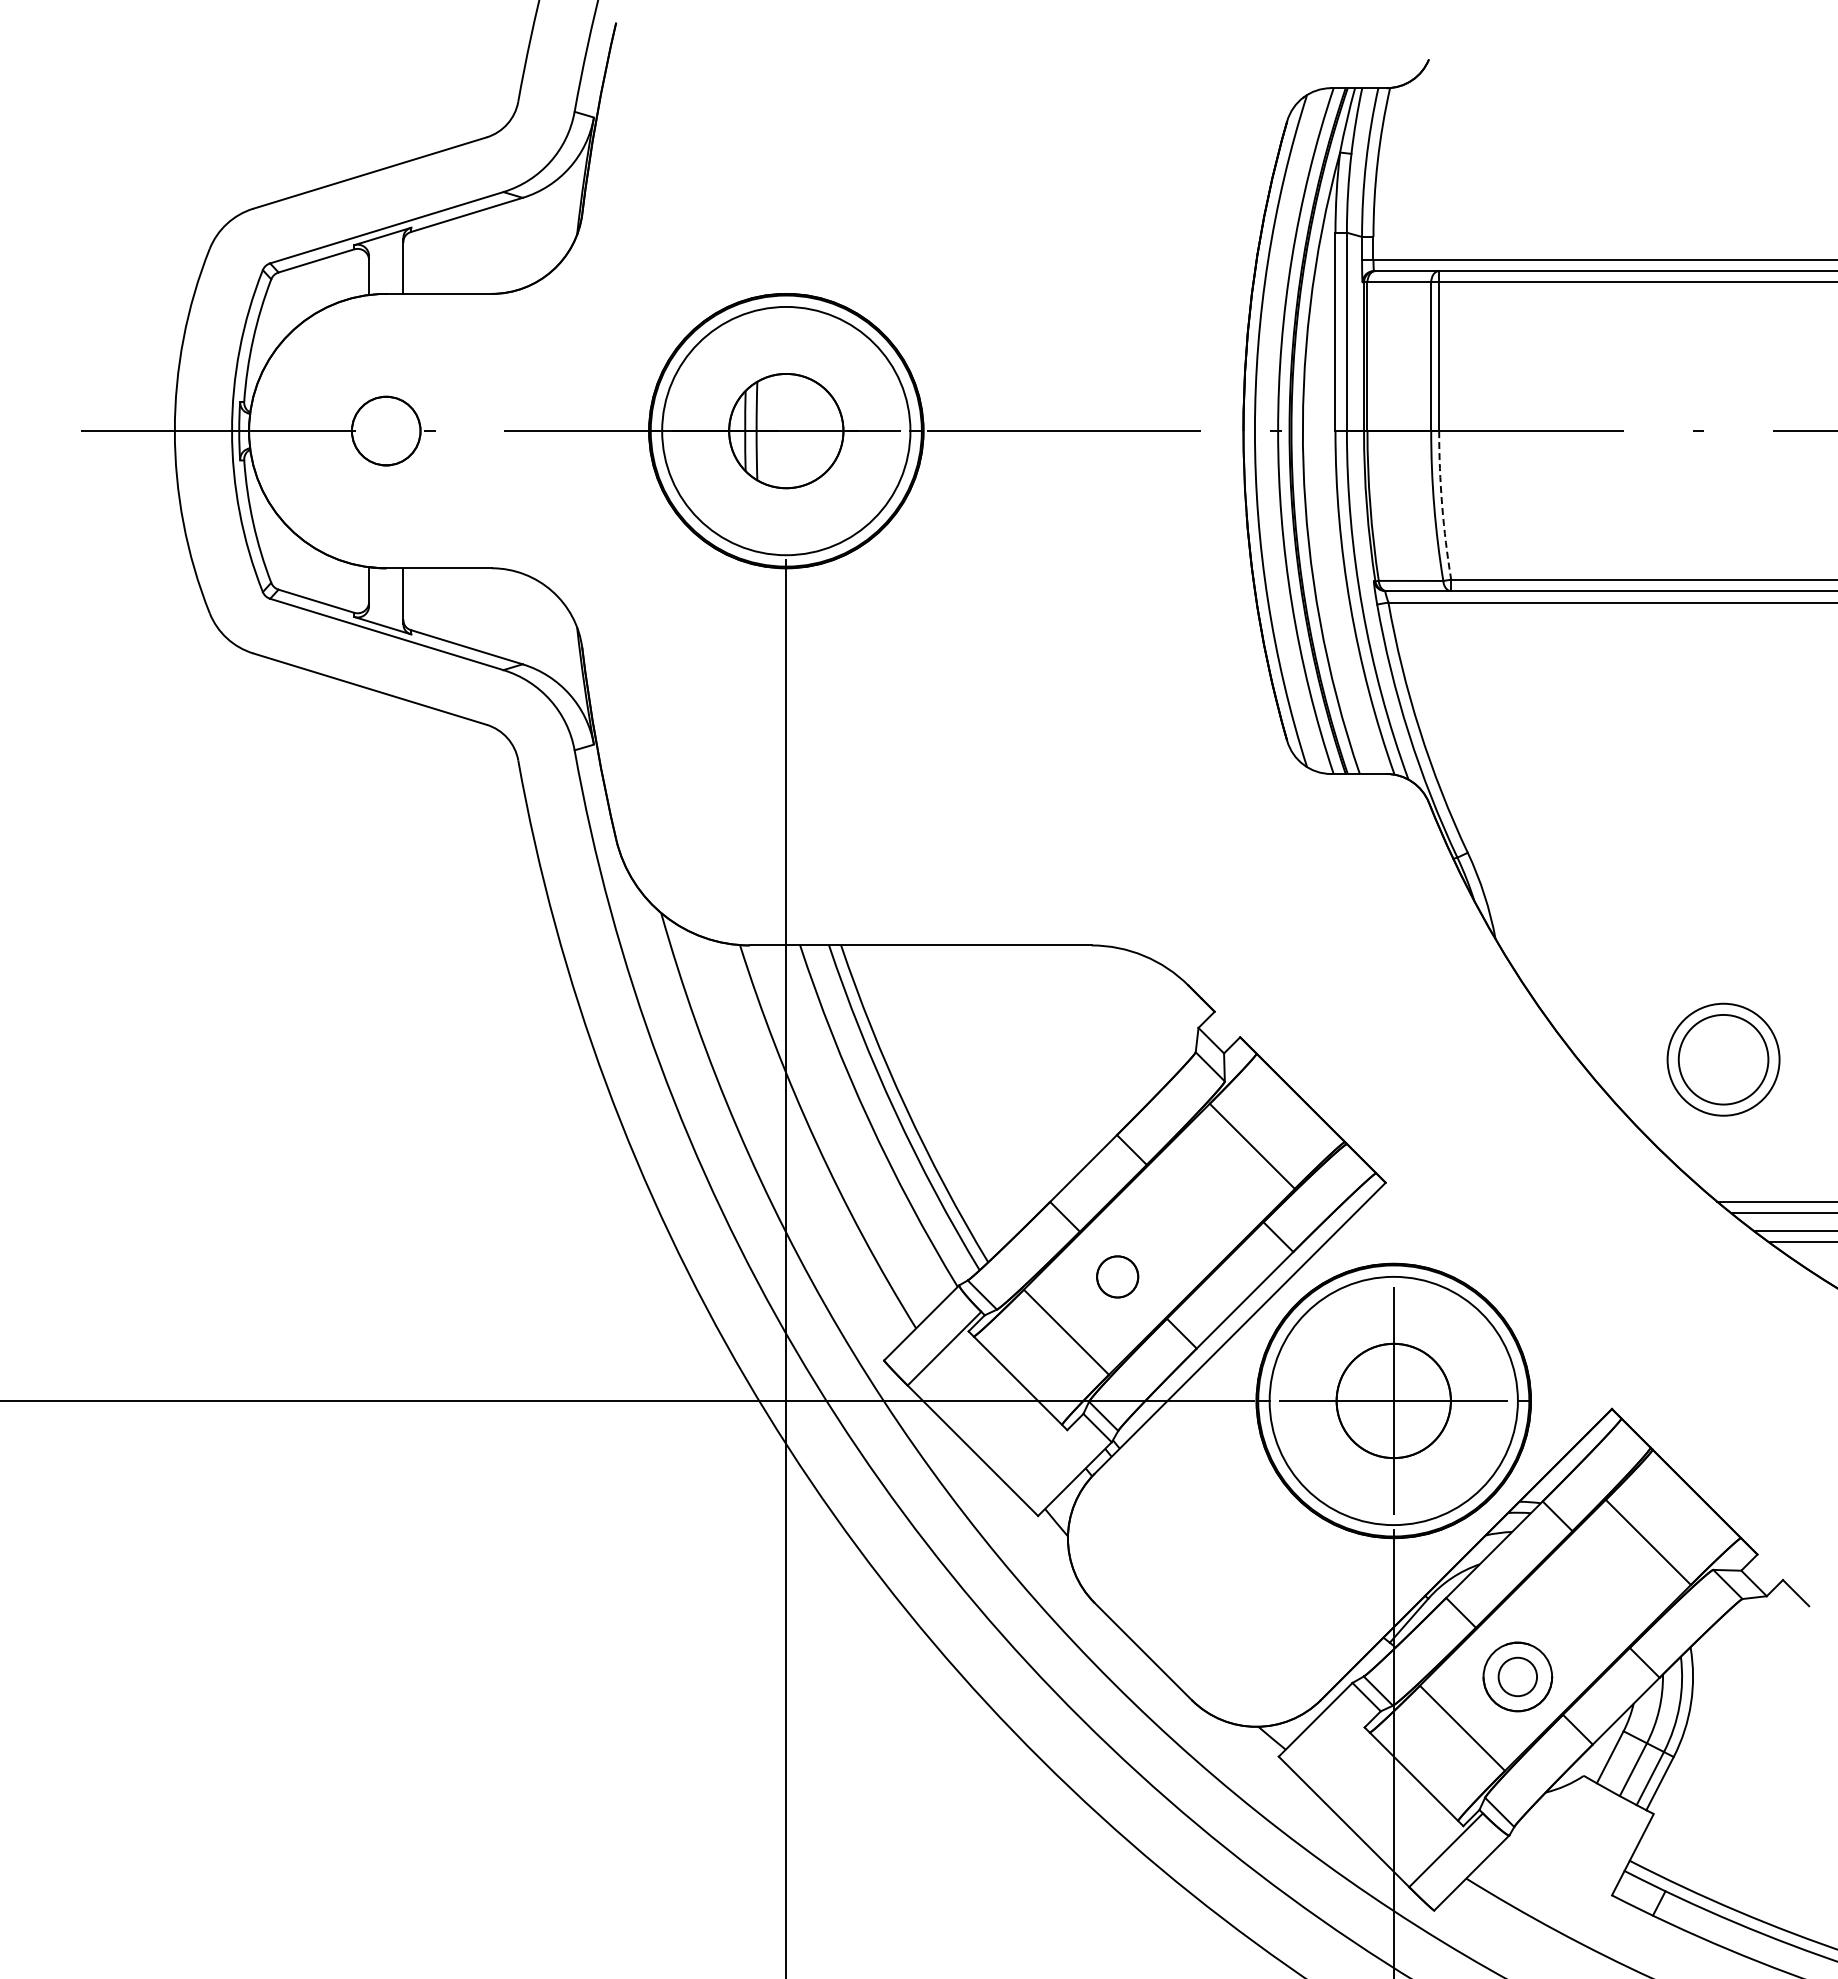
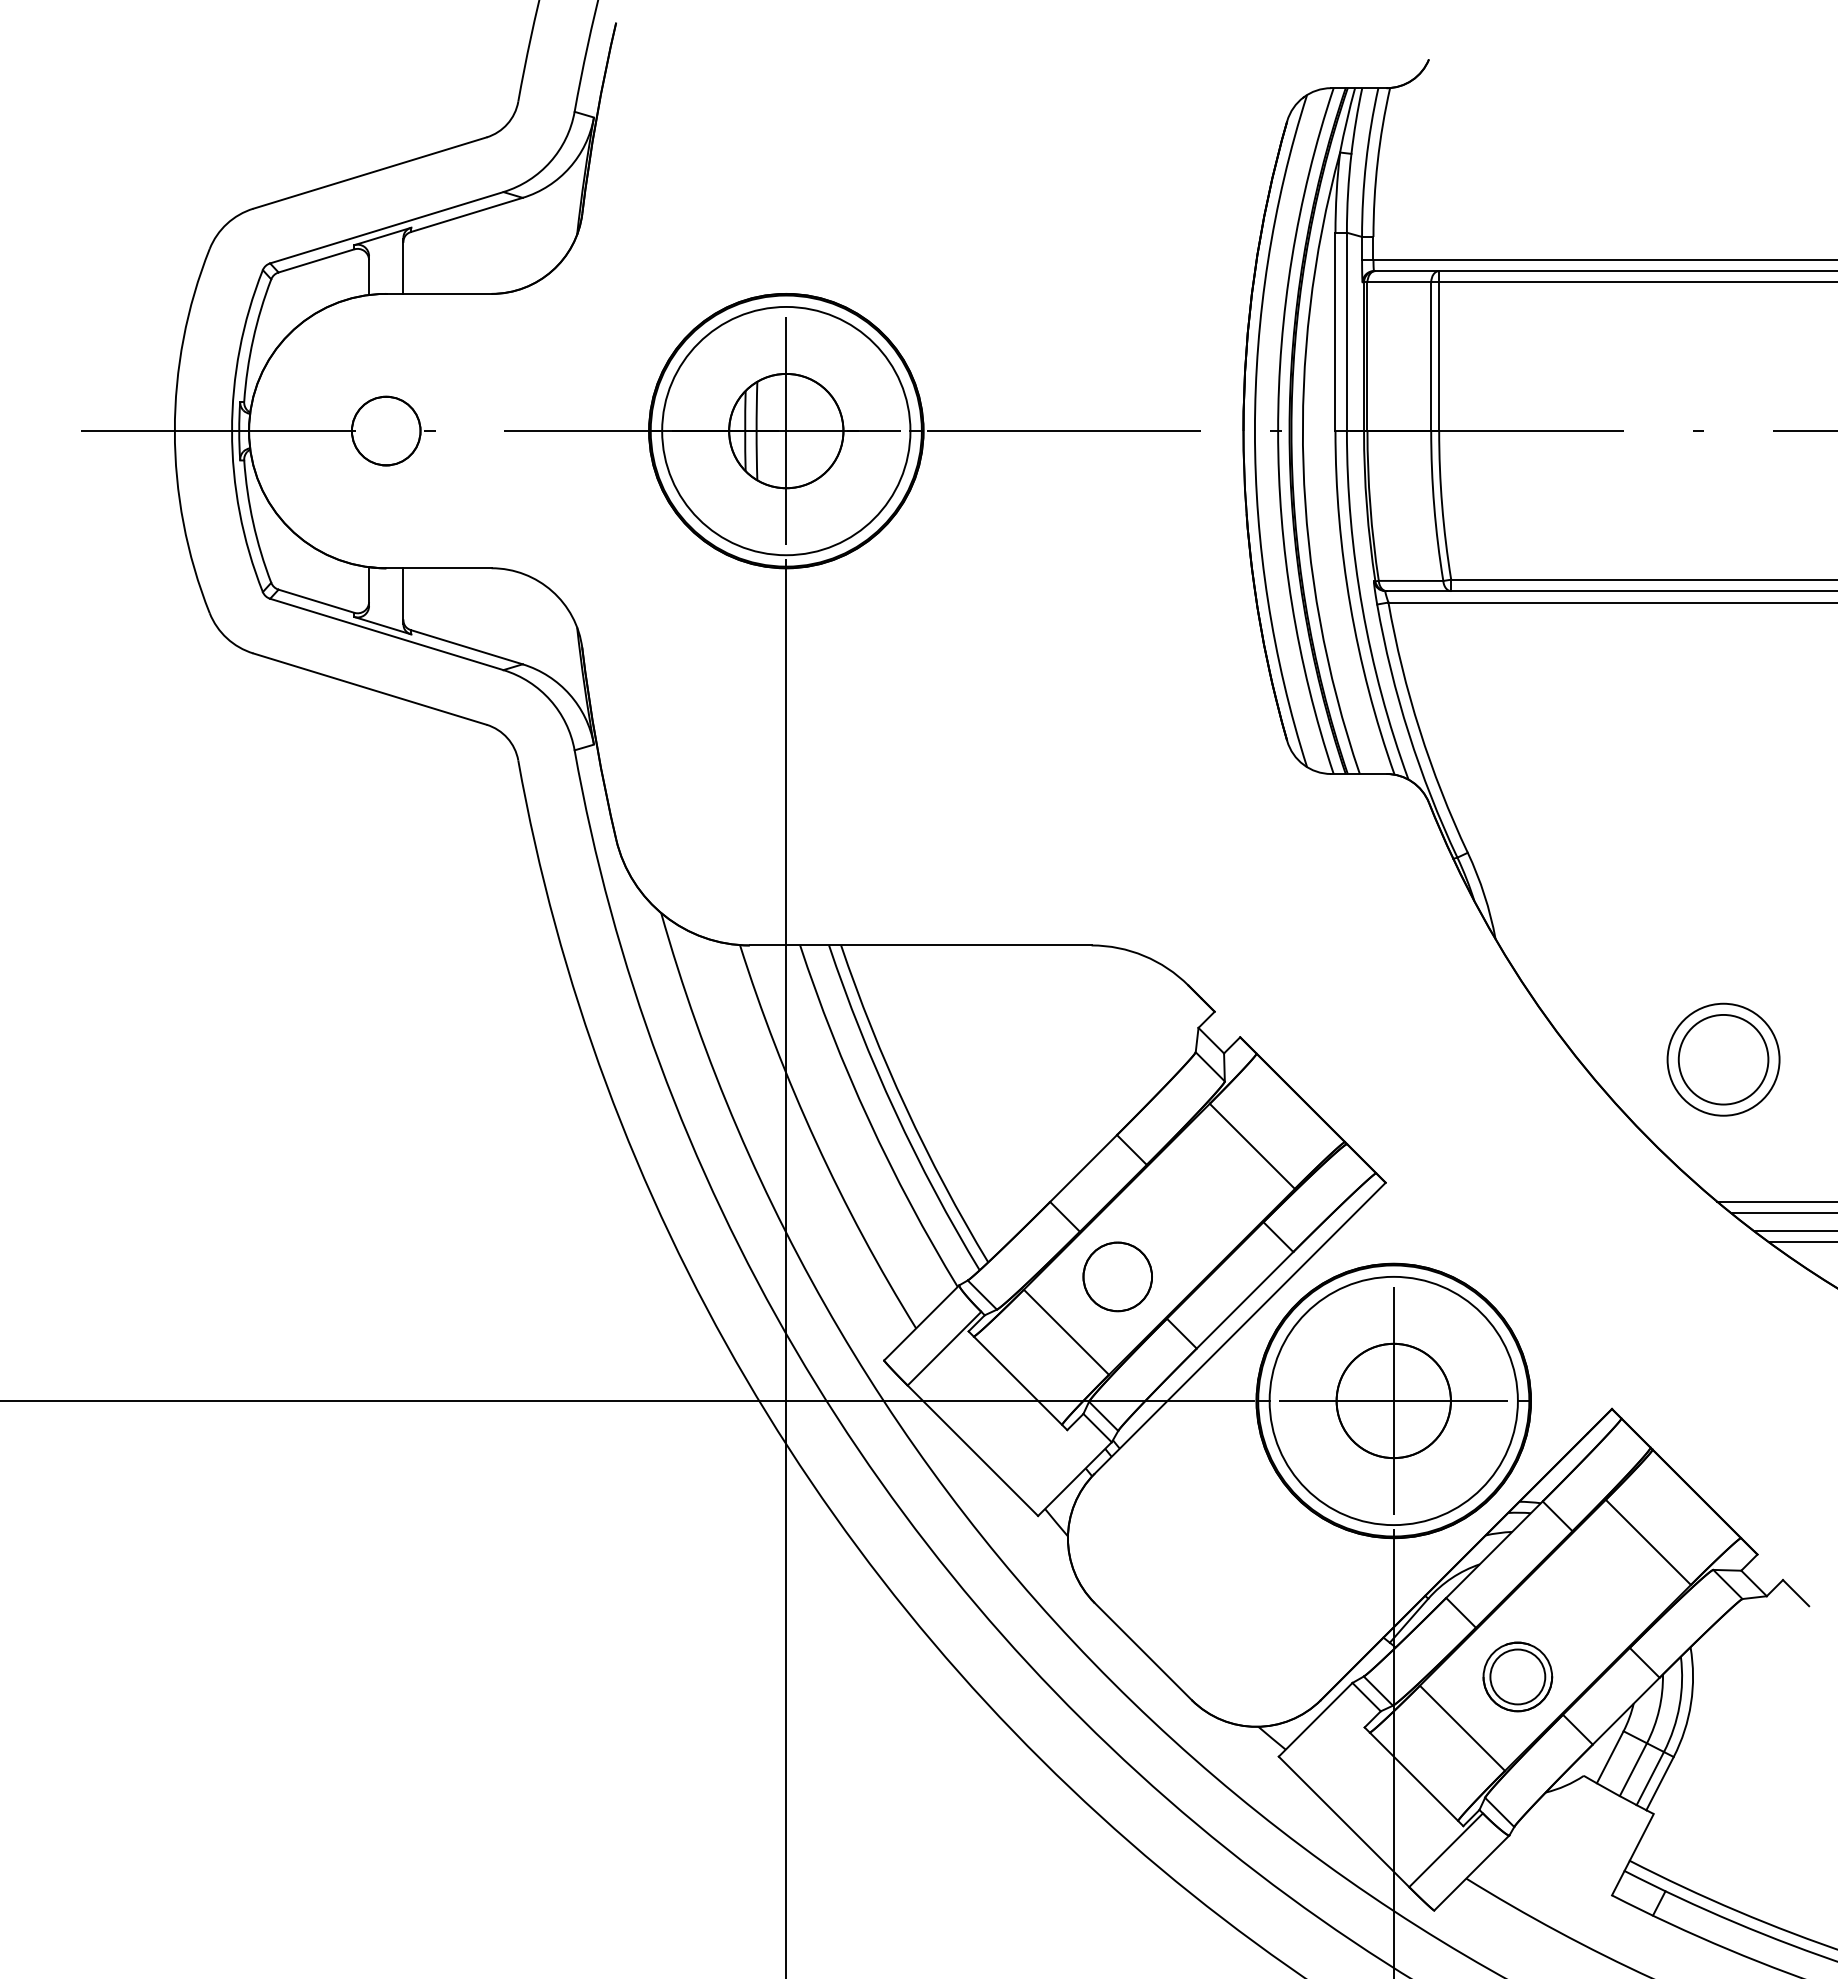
line: none -> present (786, 430)
arc: dashed -> solid (1442, 505)
part size: 44x44 px -> 71x72 px (1117, 1276)
circle diameter: 38 px -> 55 px (1517, 1676)
